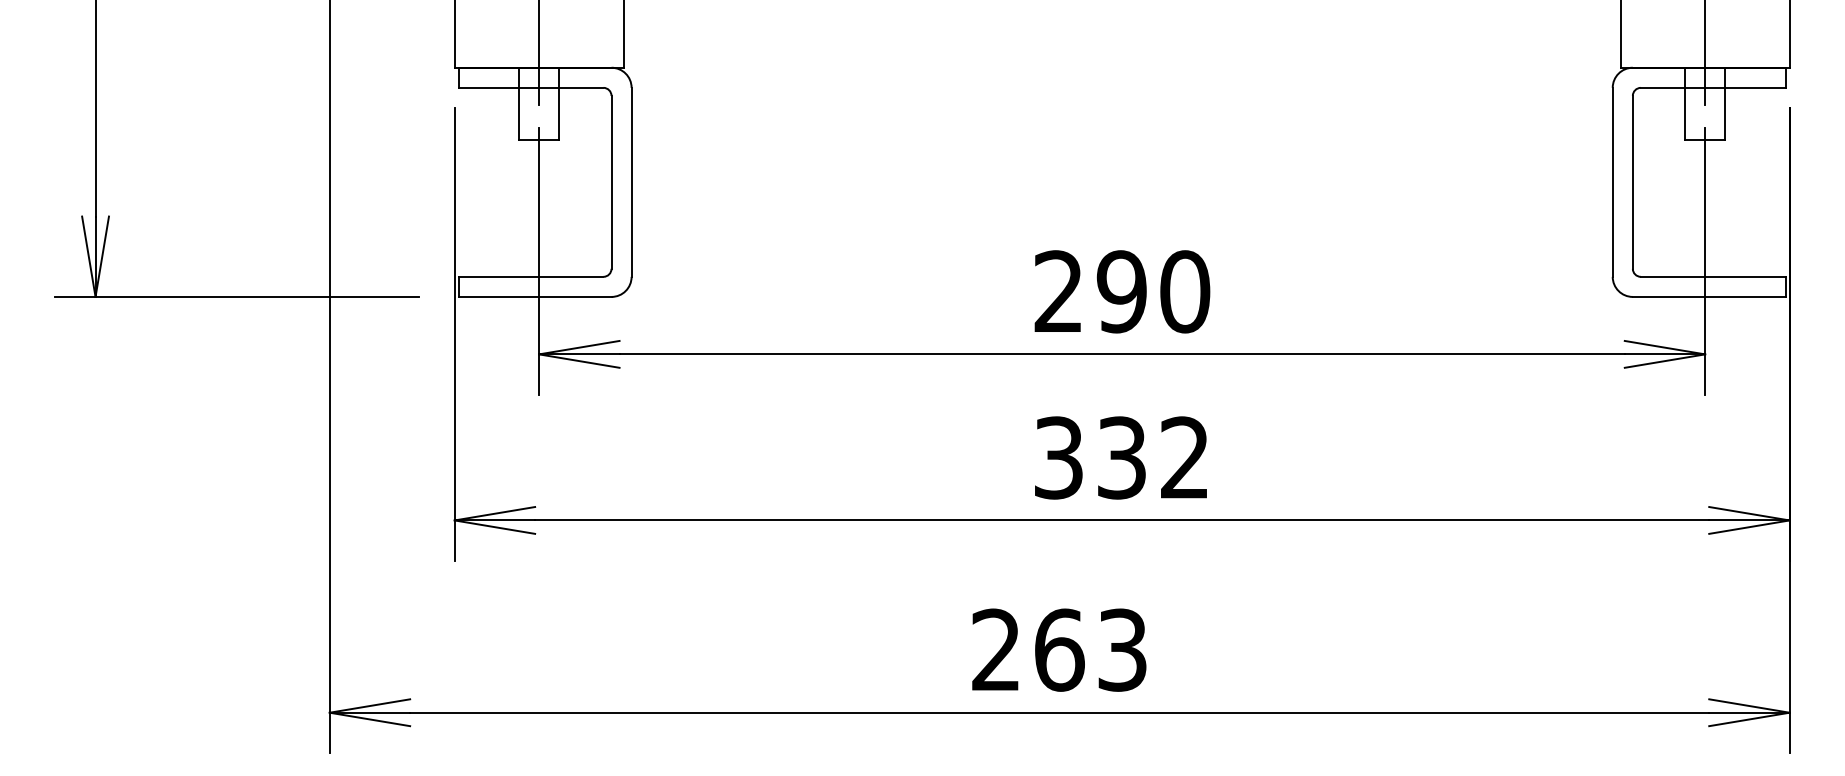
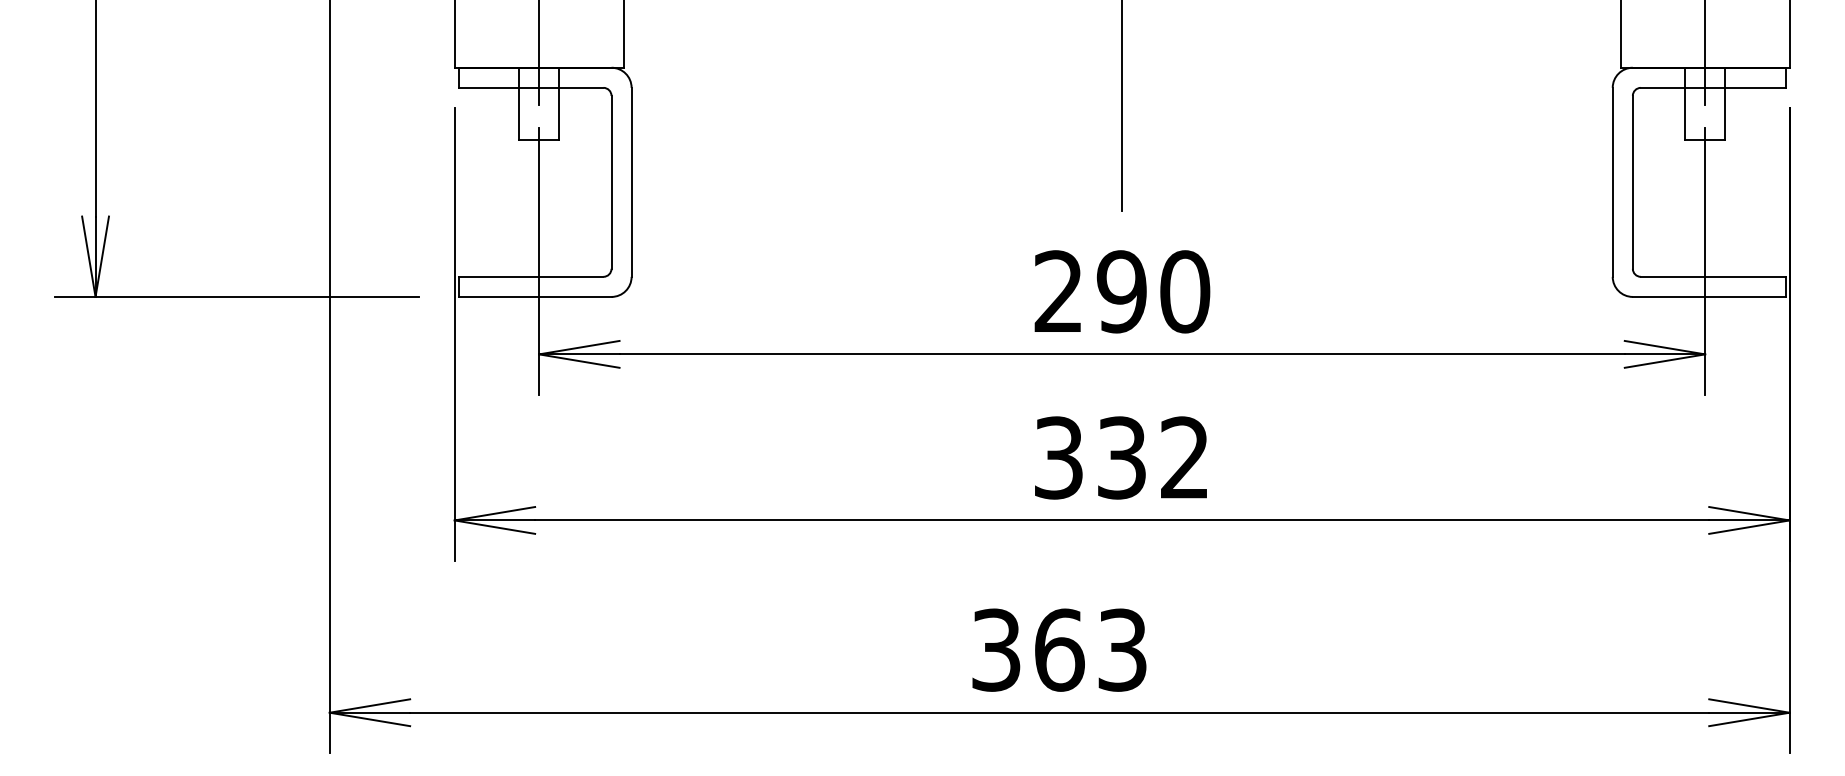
line: none -> present (1122, 106)
text: 263 -> 363 (996, 649)
